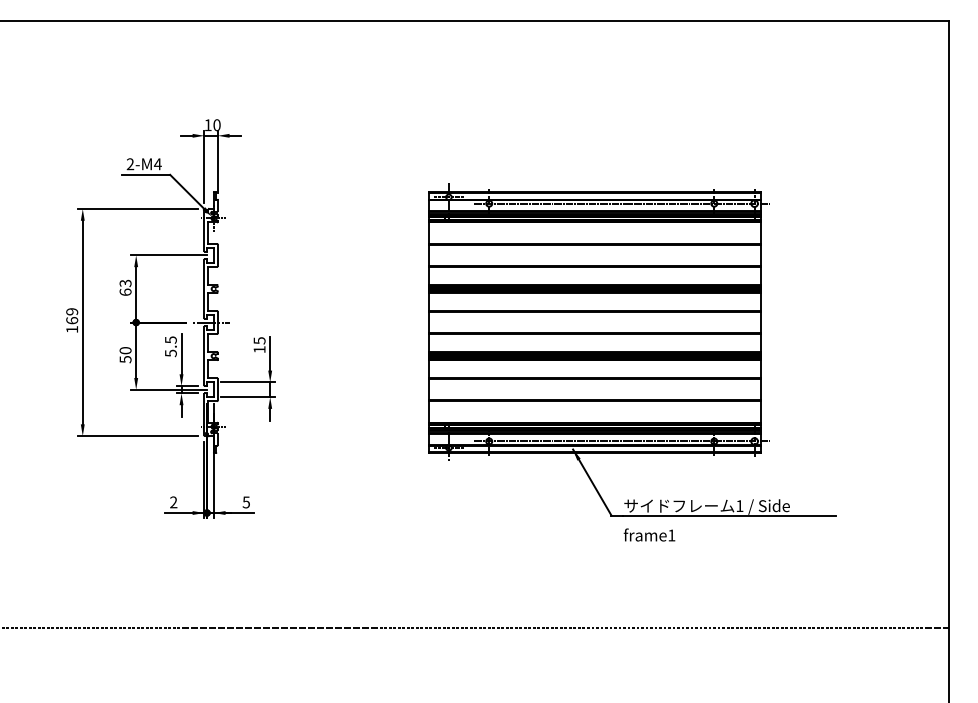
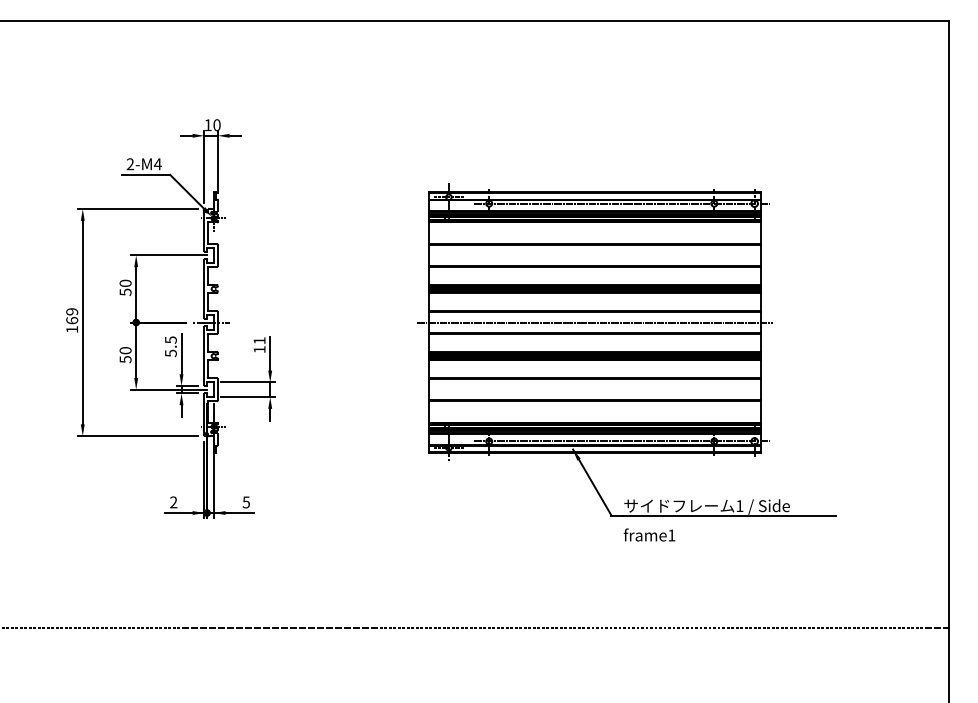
text: 63 -> 50 (125, 287)
line: none -> present (595, 322)
text: 15 -> 11 (259, 340)
